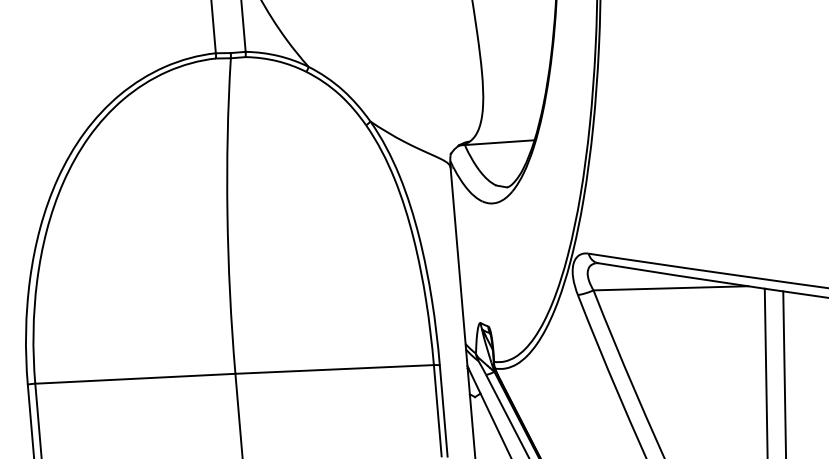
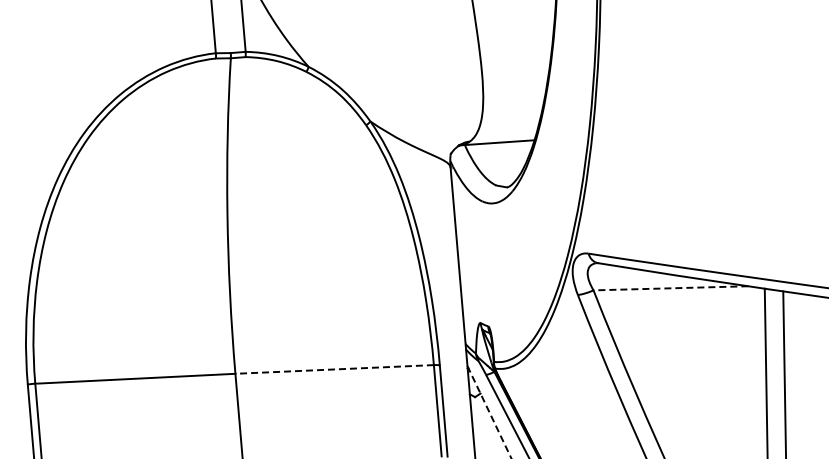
line: solid -> dashed (670, 288)
line: solid -> dashed (334, 369)
line: solid -> dashed (489, 412)
